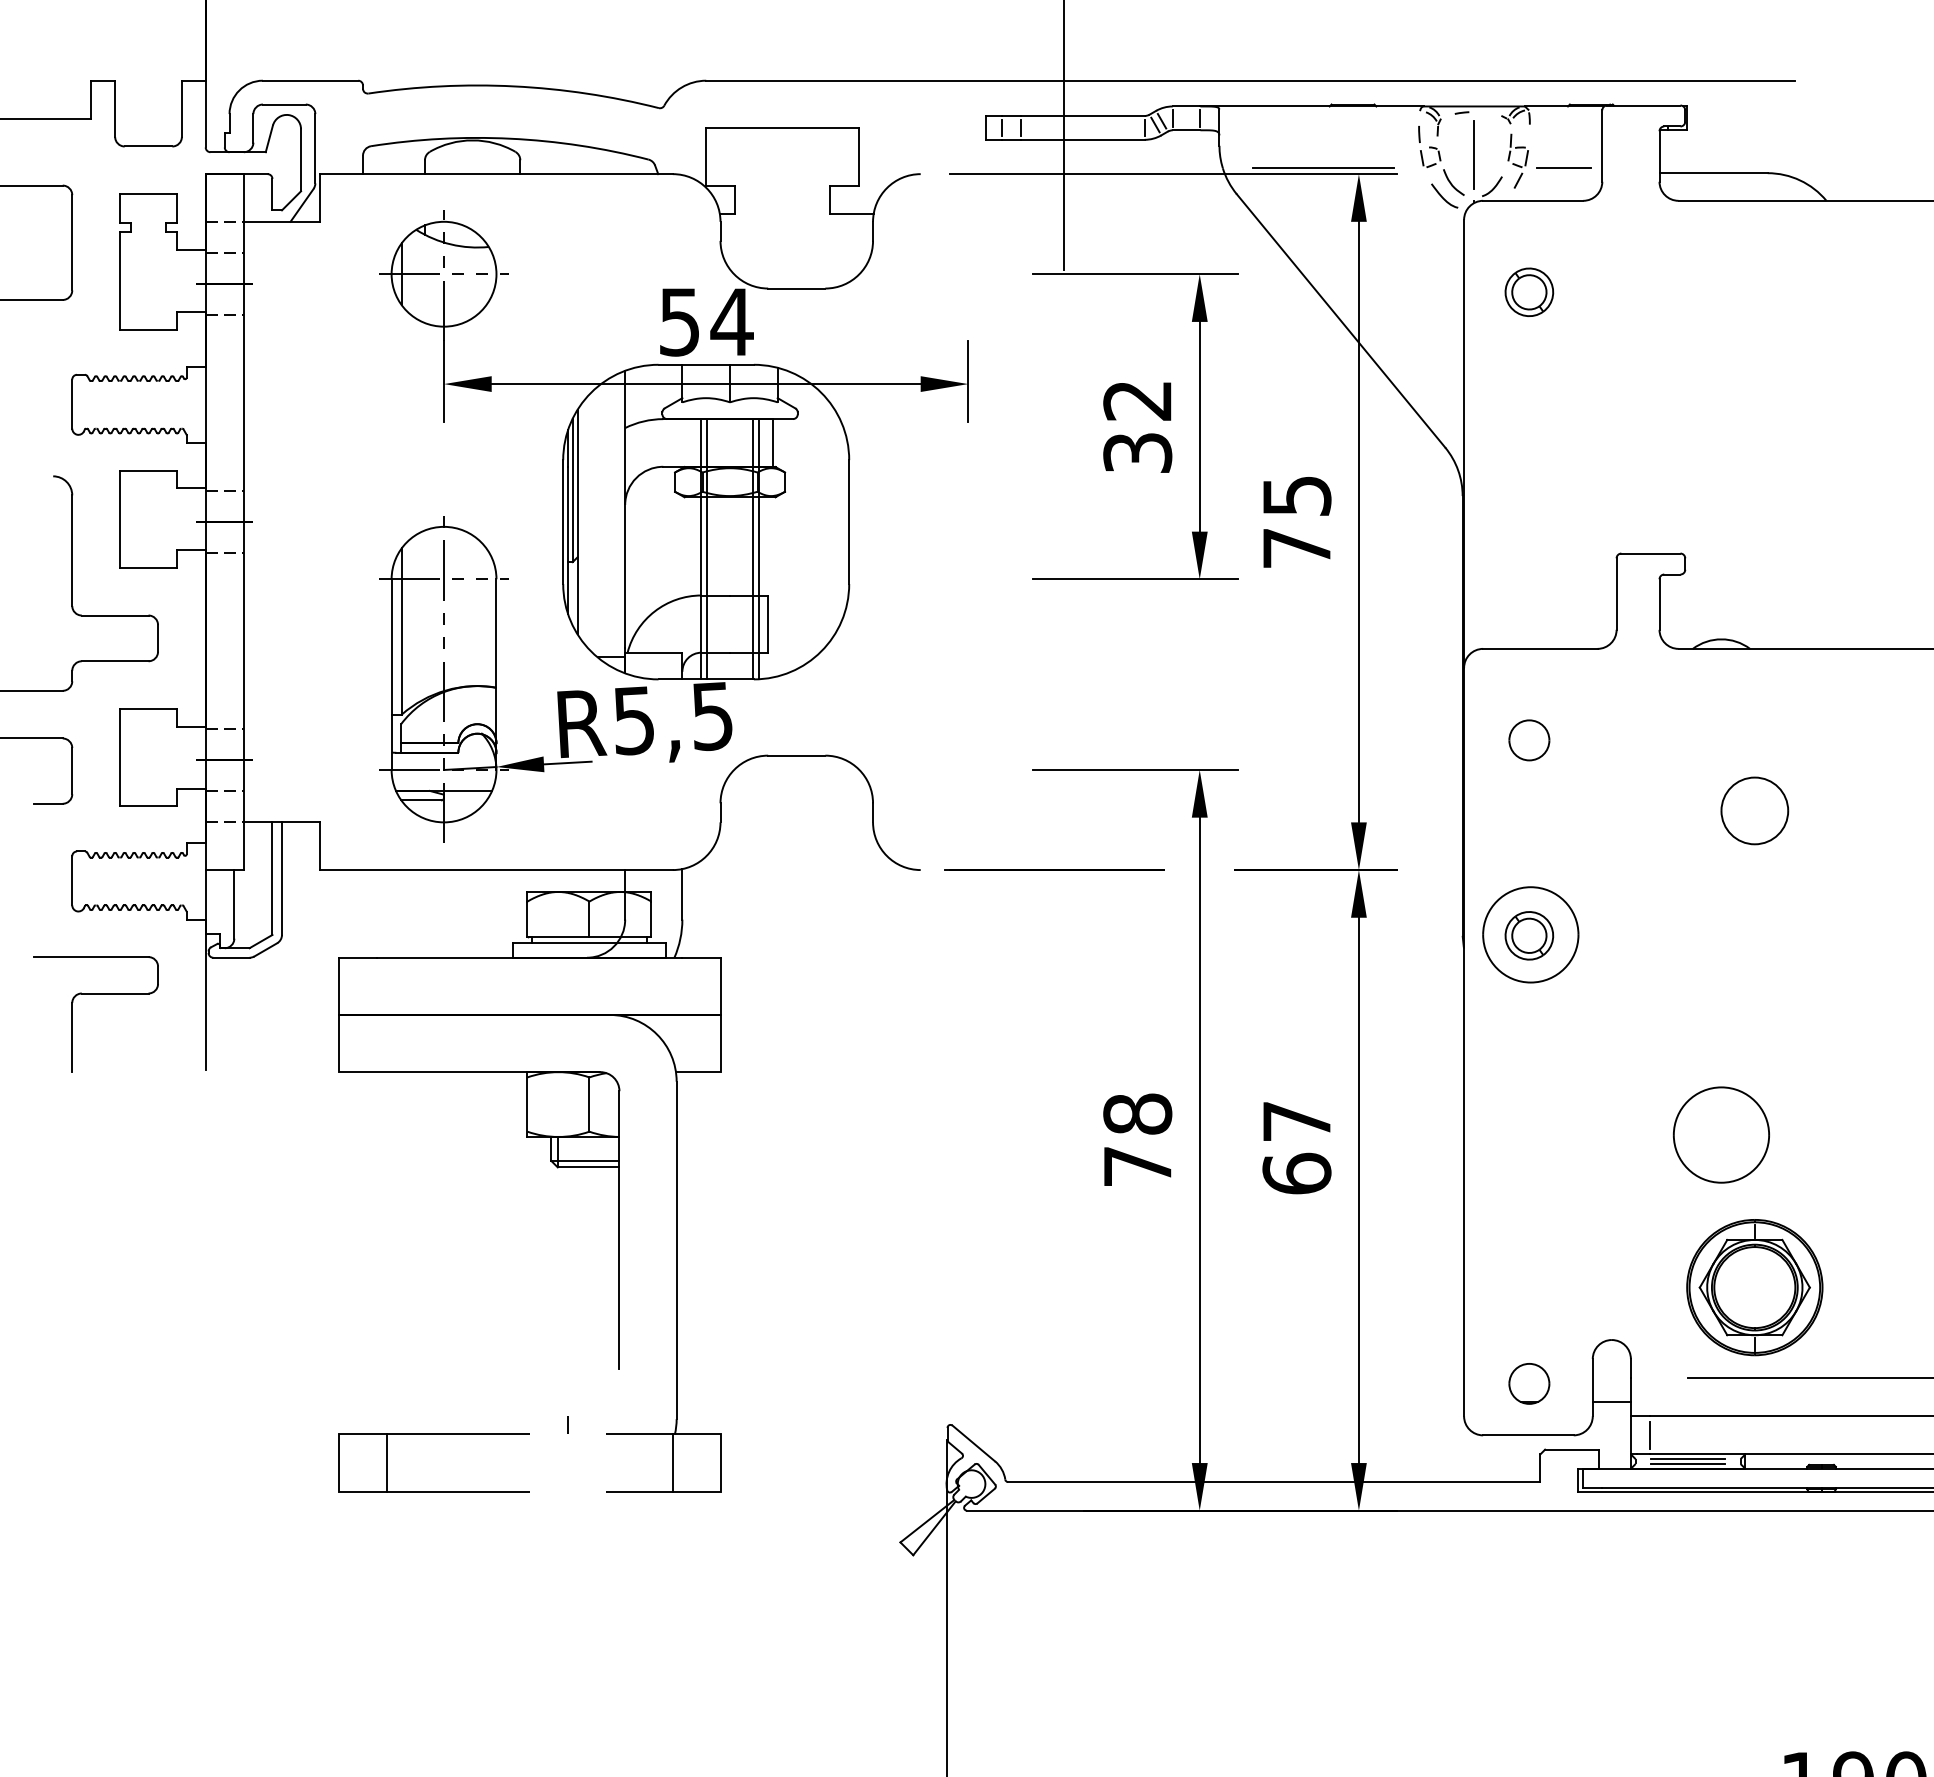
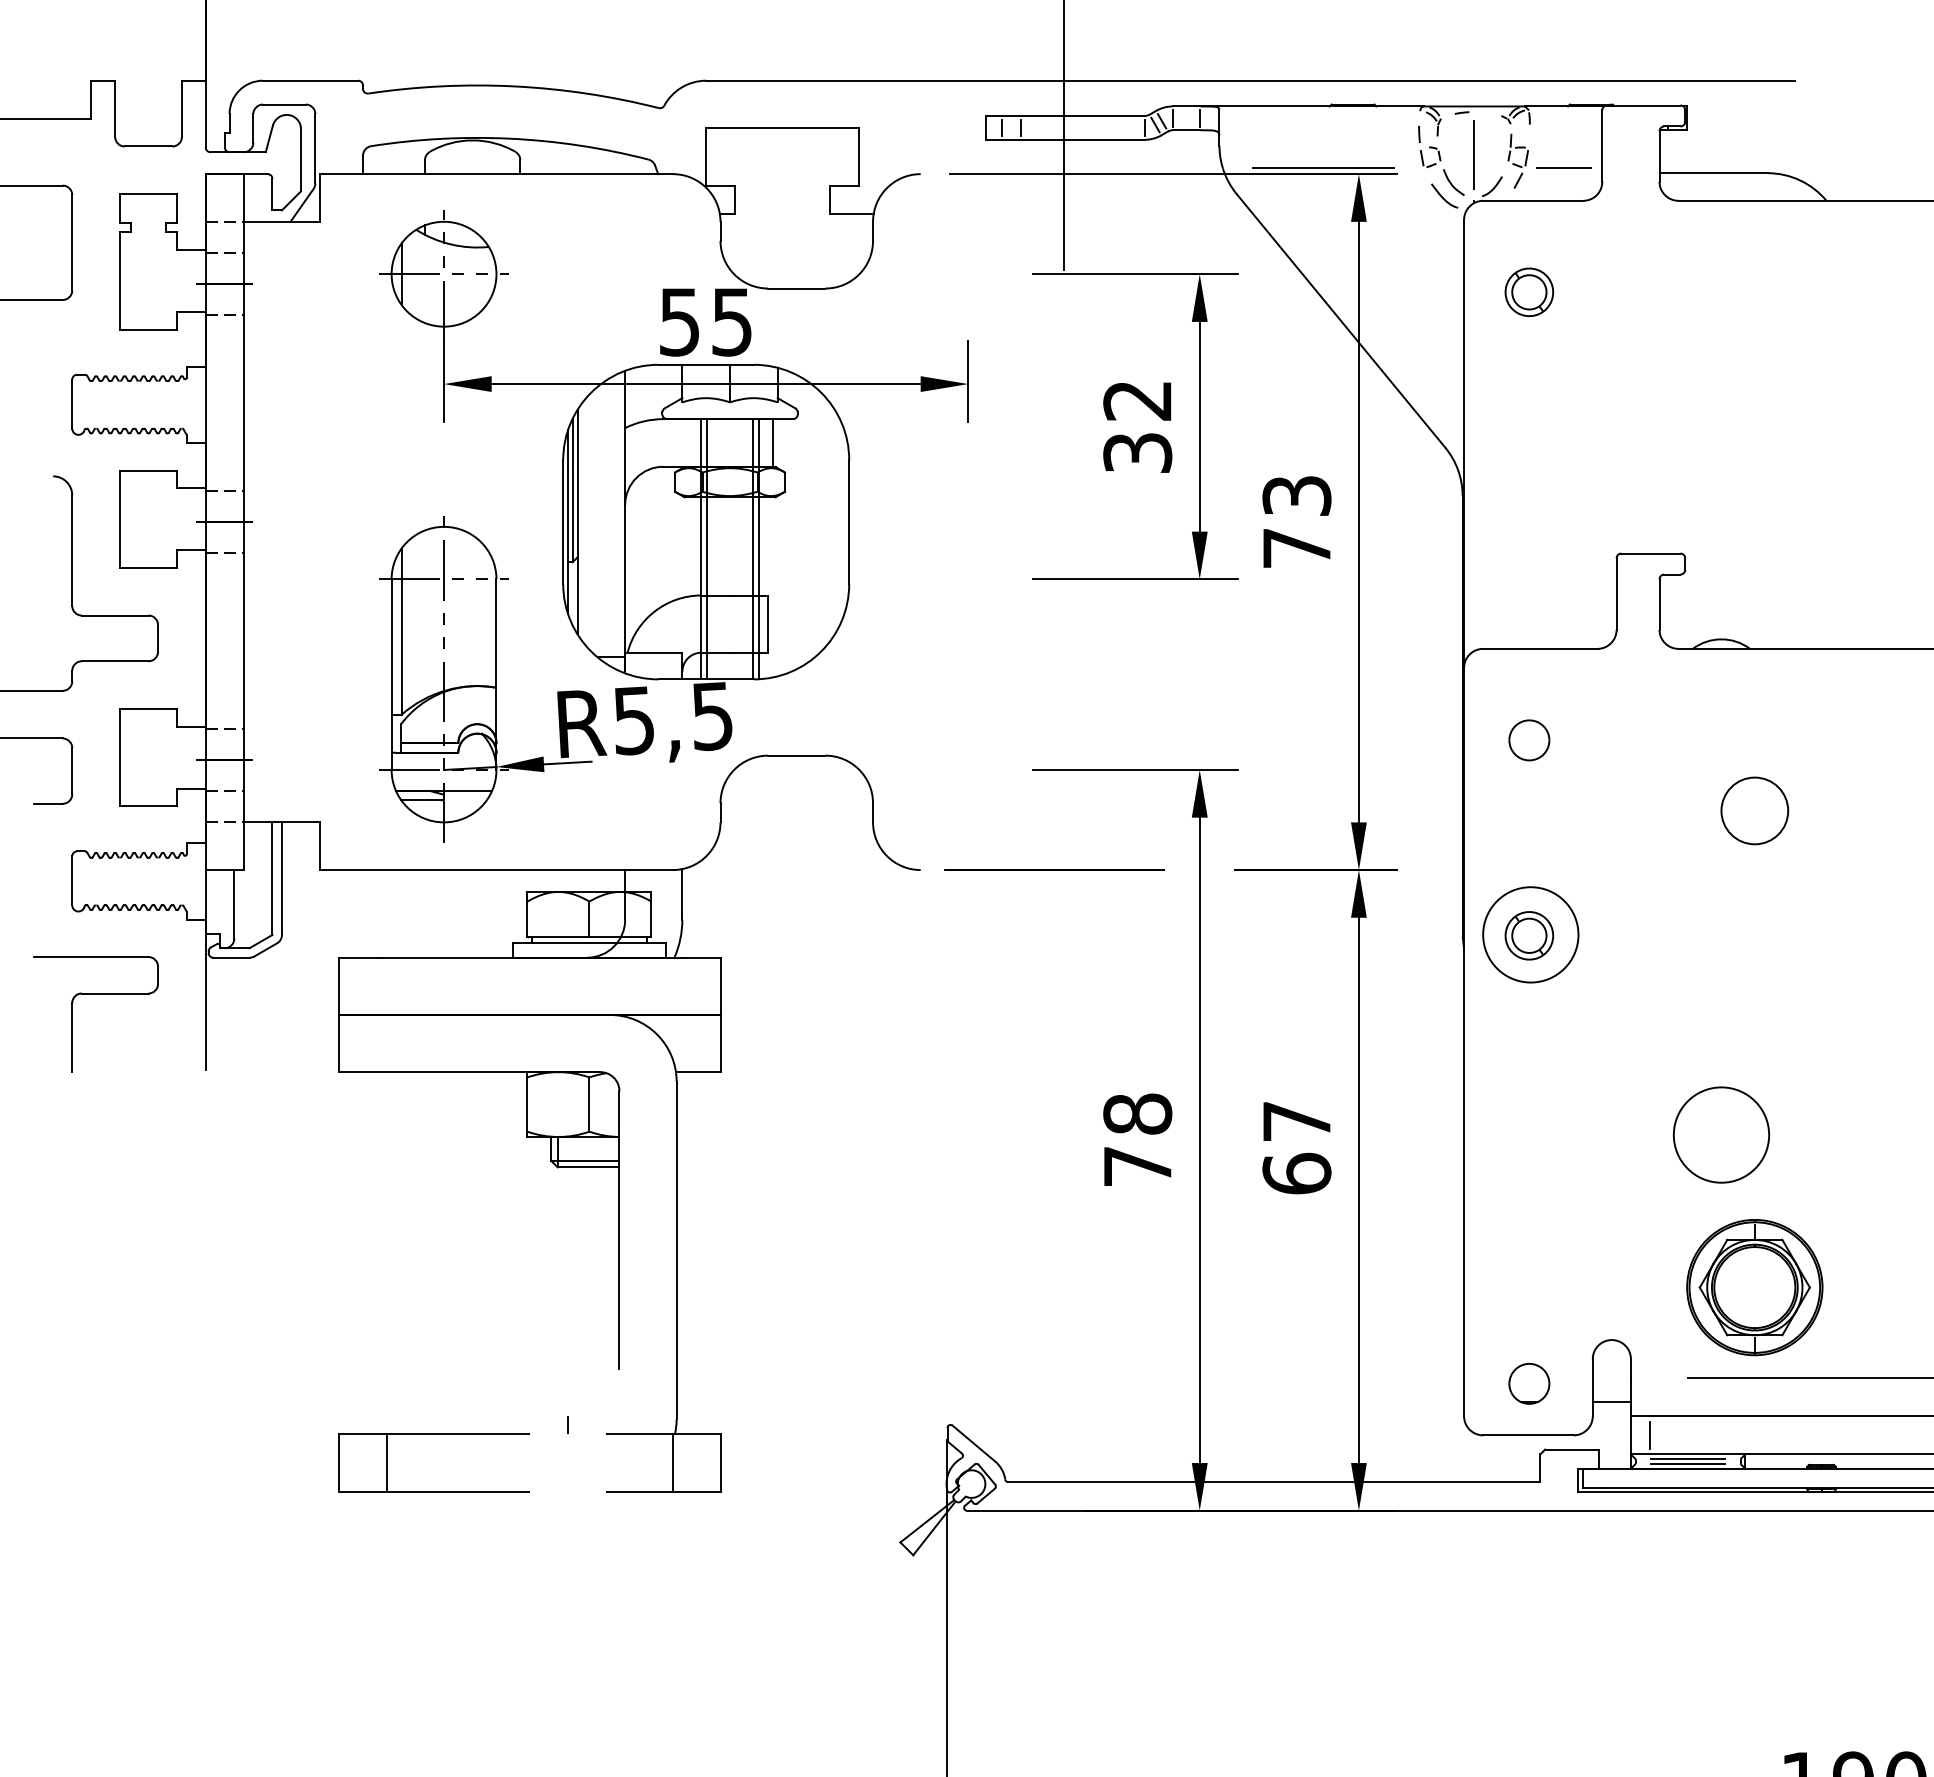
text: 54 -> 55 (731, 322)
text: 75 -> 73 (1296, 495)
